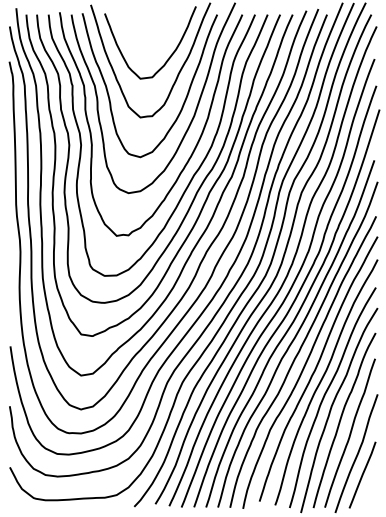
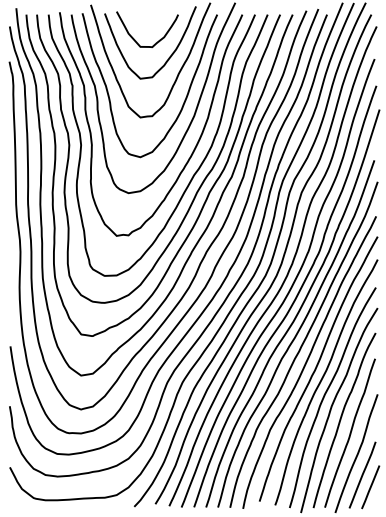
curve: none -> present (136, 40)
line: none -> present (370, 487)
